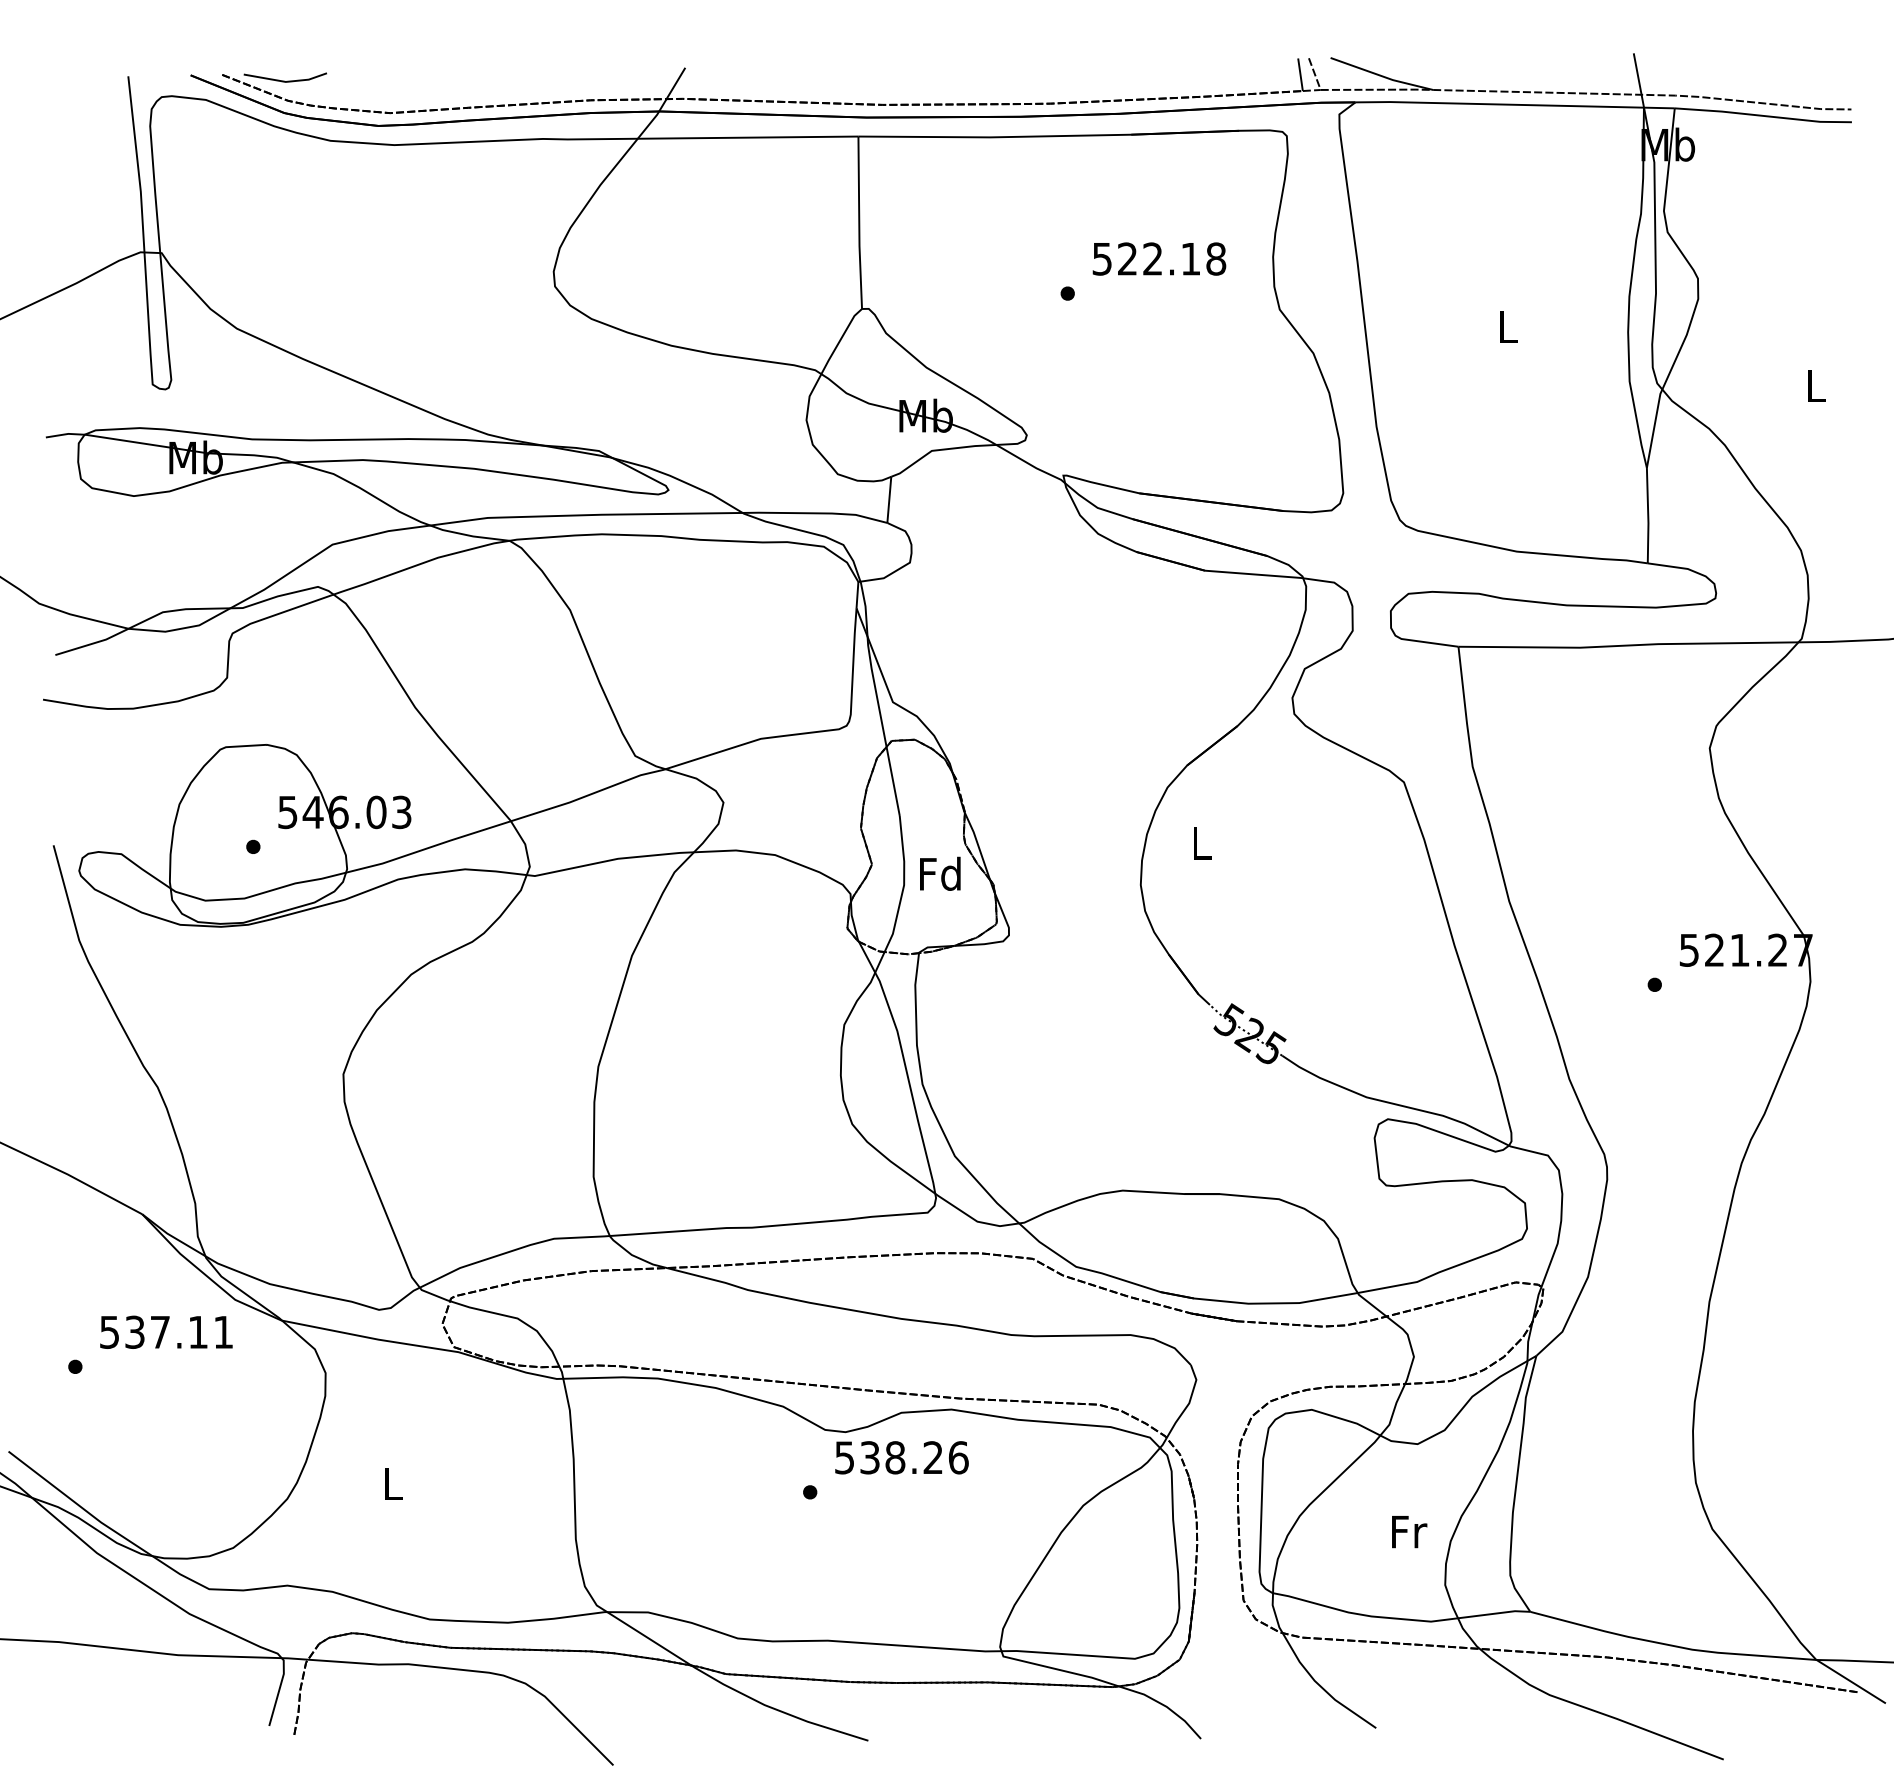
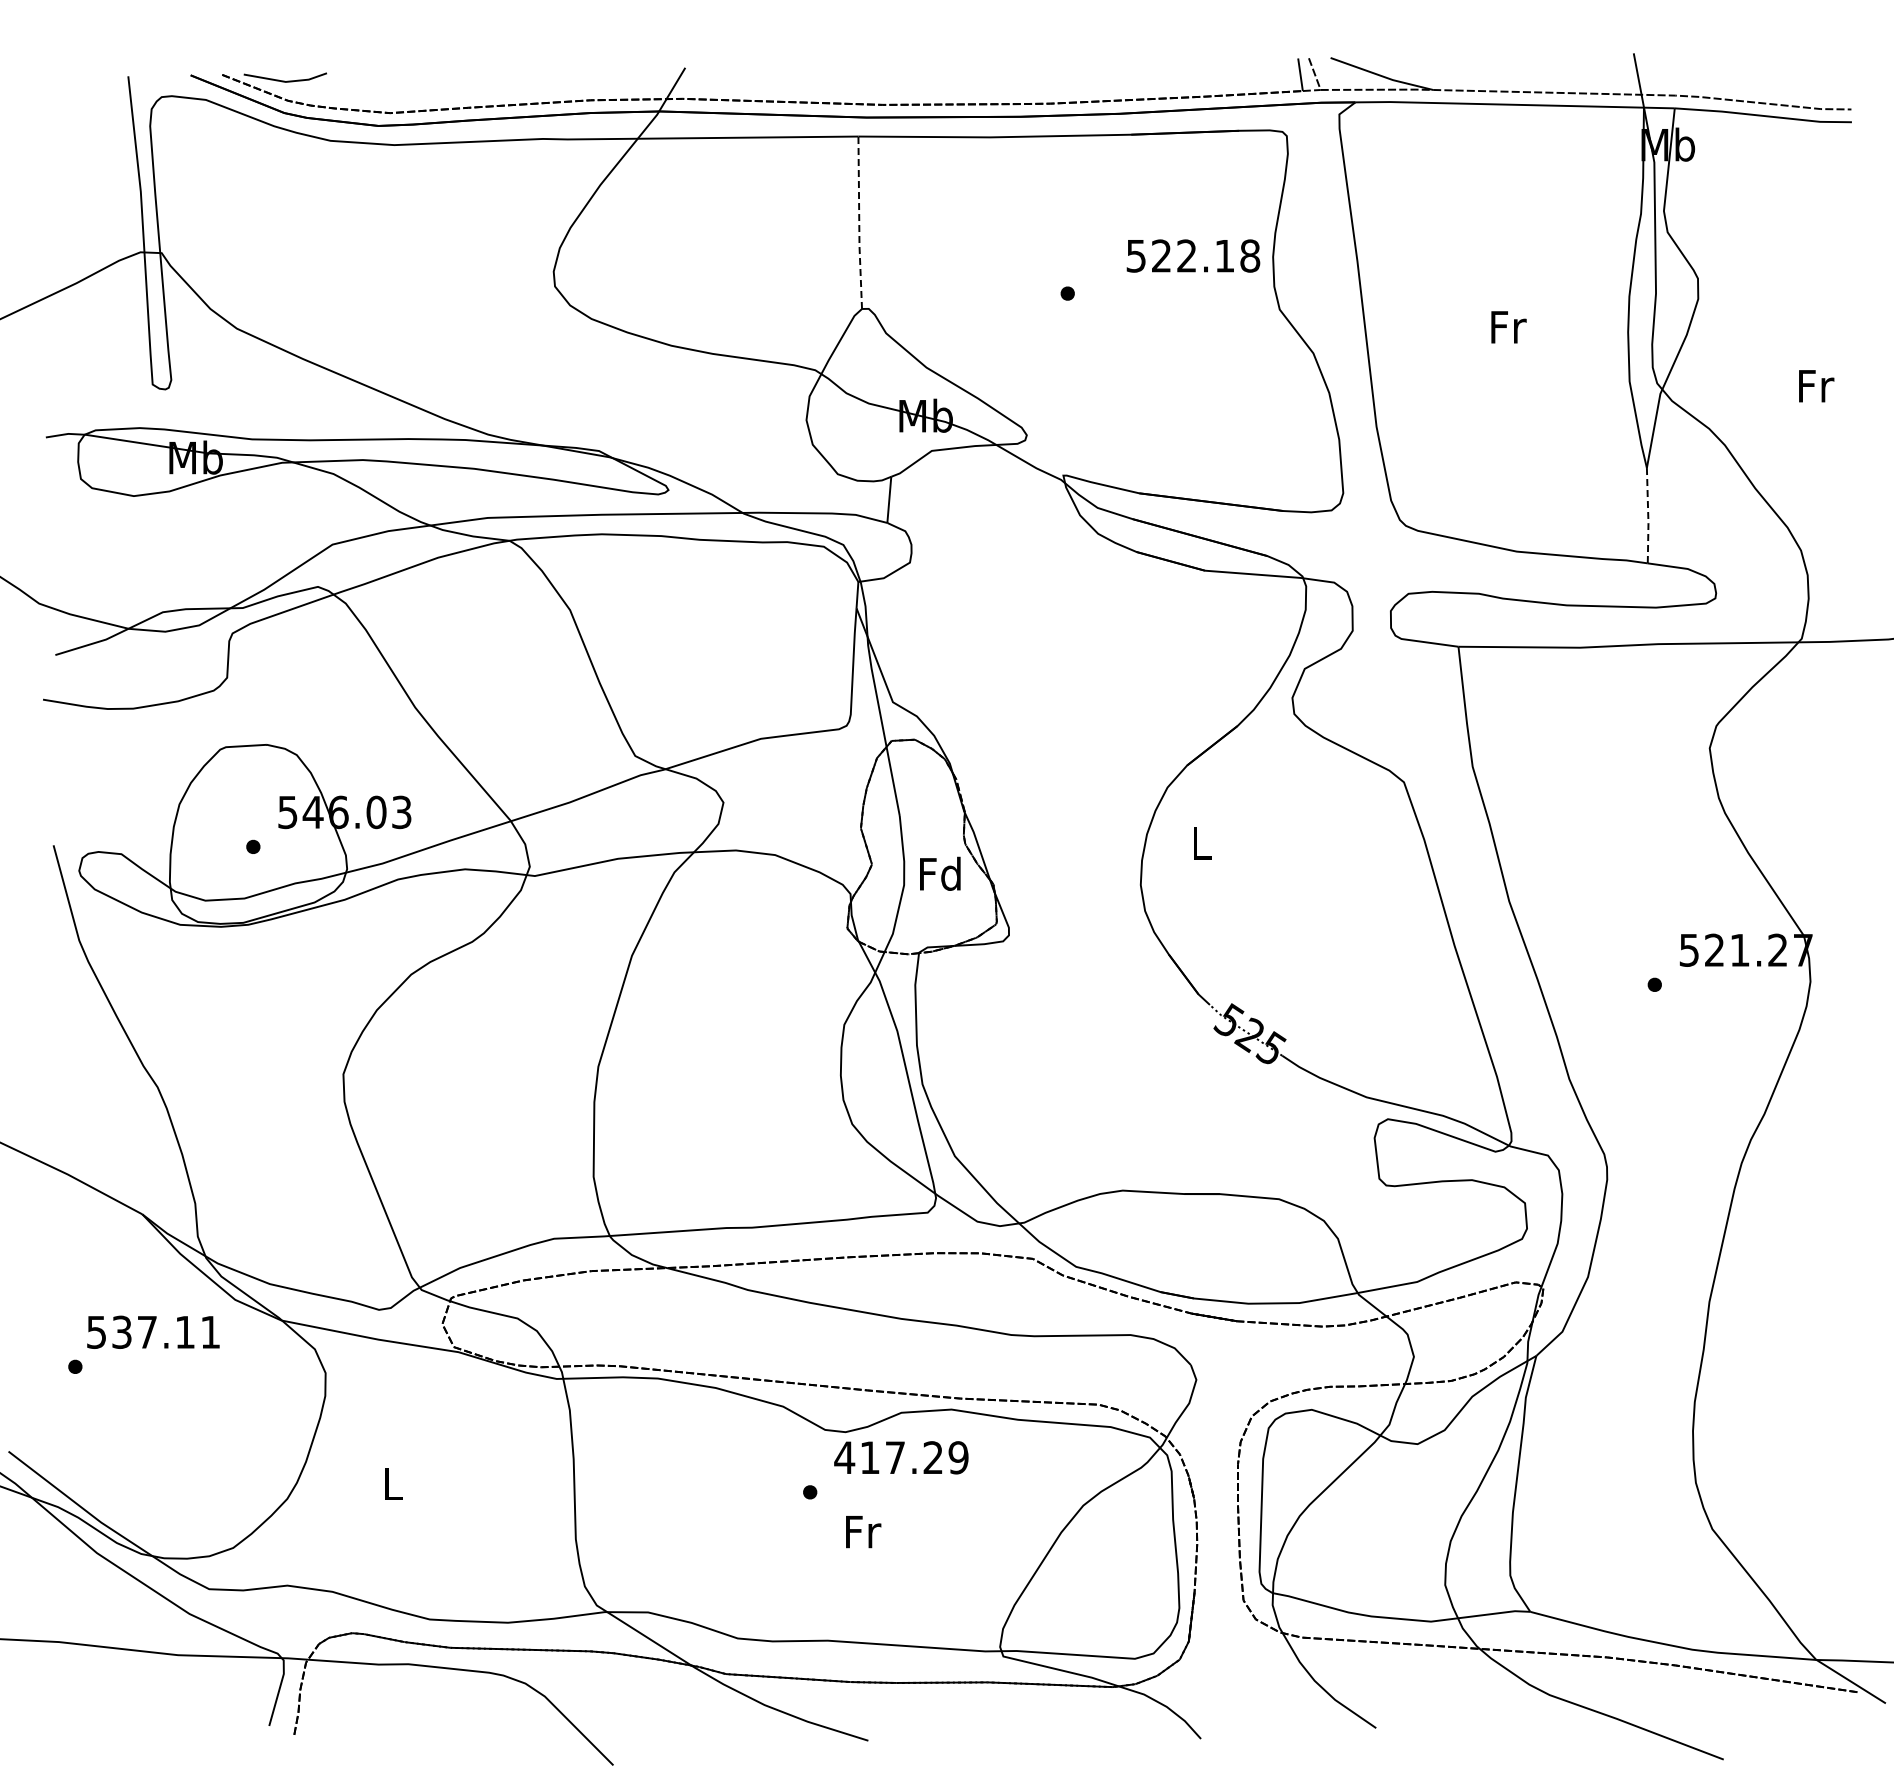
line: solid -> dashed (859, 223)
text position: (1159, 258) -> (1193, 255) (1193, 255)
text: L -> Fr (1508, 327)
text: L -> Fr (1816, 386)
line: solid -> dashed (1648, 516)
text position: (166, 1331) -> (153, 1331) (153, 1331)
text: 538.26 -> 417.29 (901, 1457)
text position: (1409, 1532) -> (863, 1532) (863, 1532)
